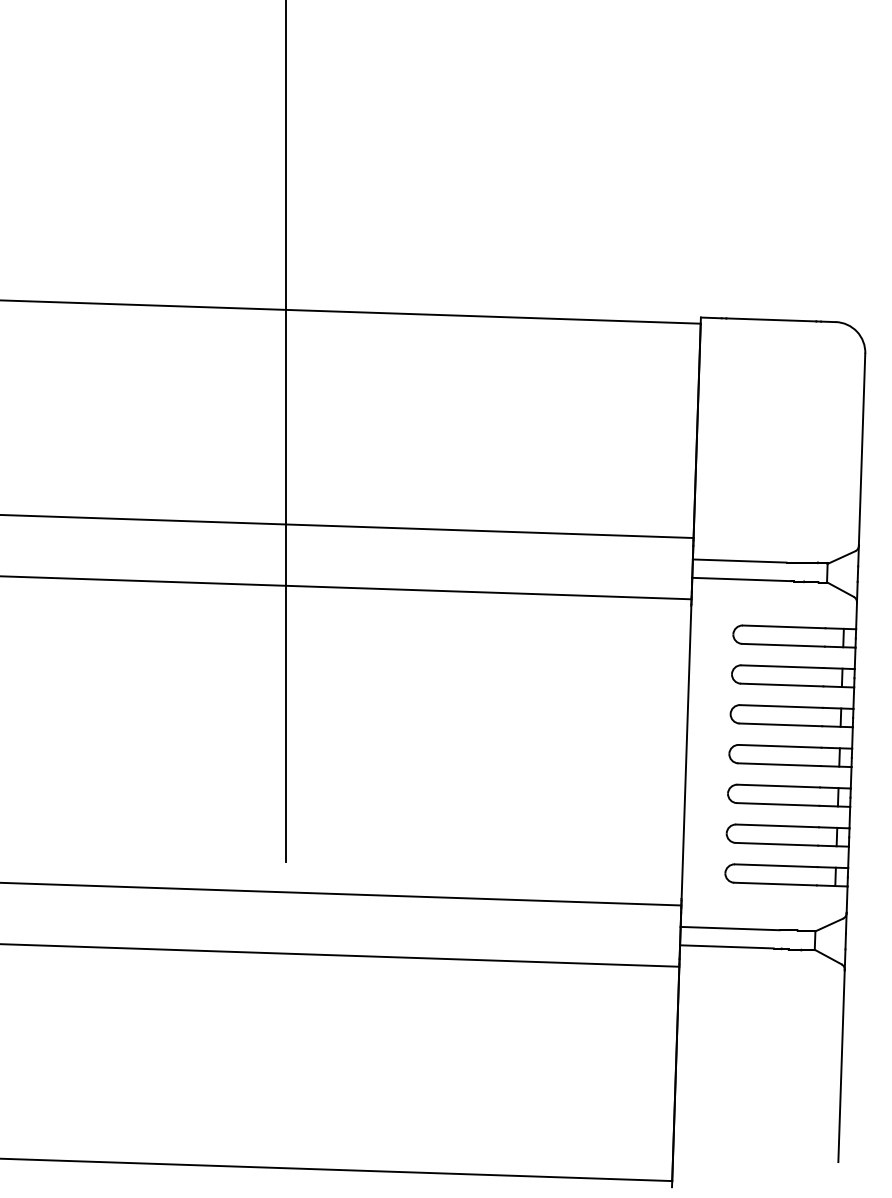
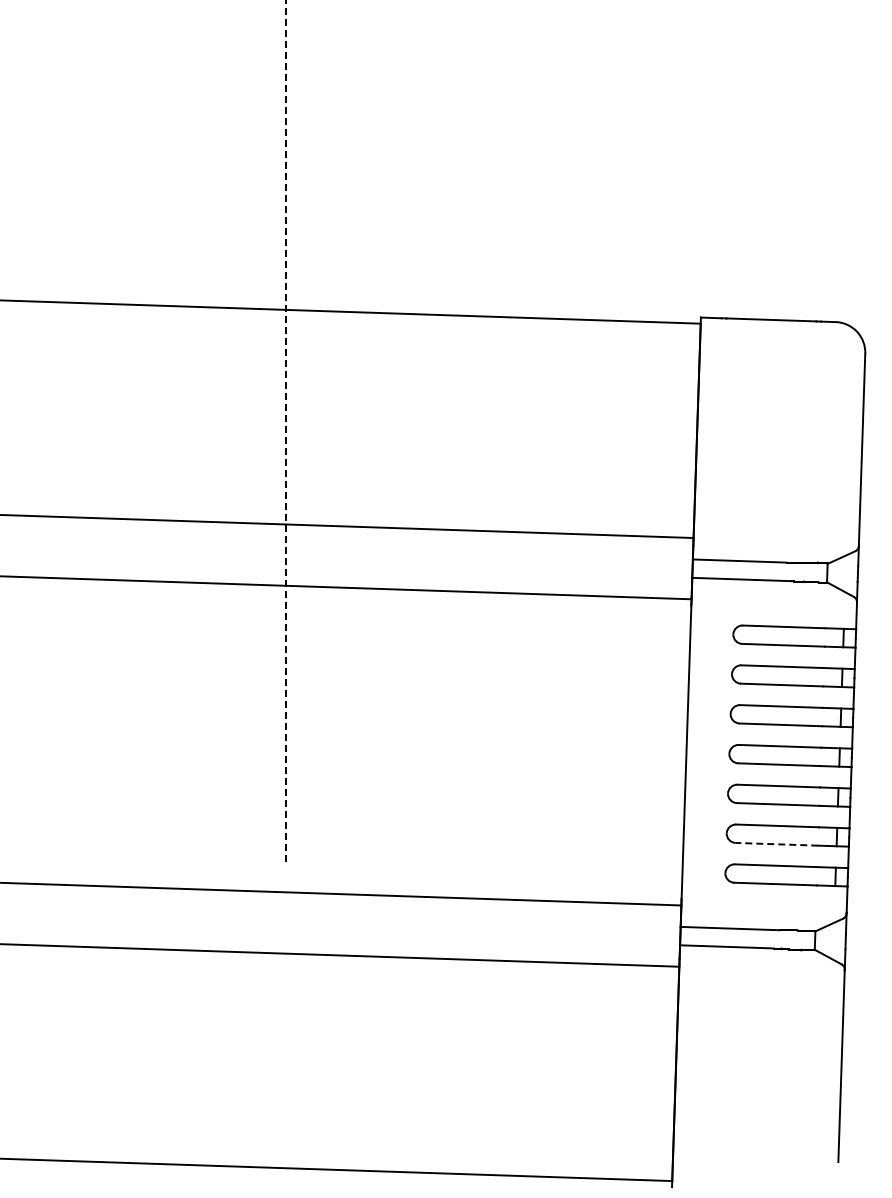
line: solid -> dashed (286, 430)
line: solid -> dashed (776, 844)
